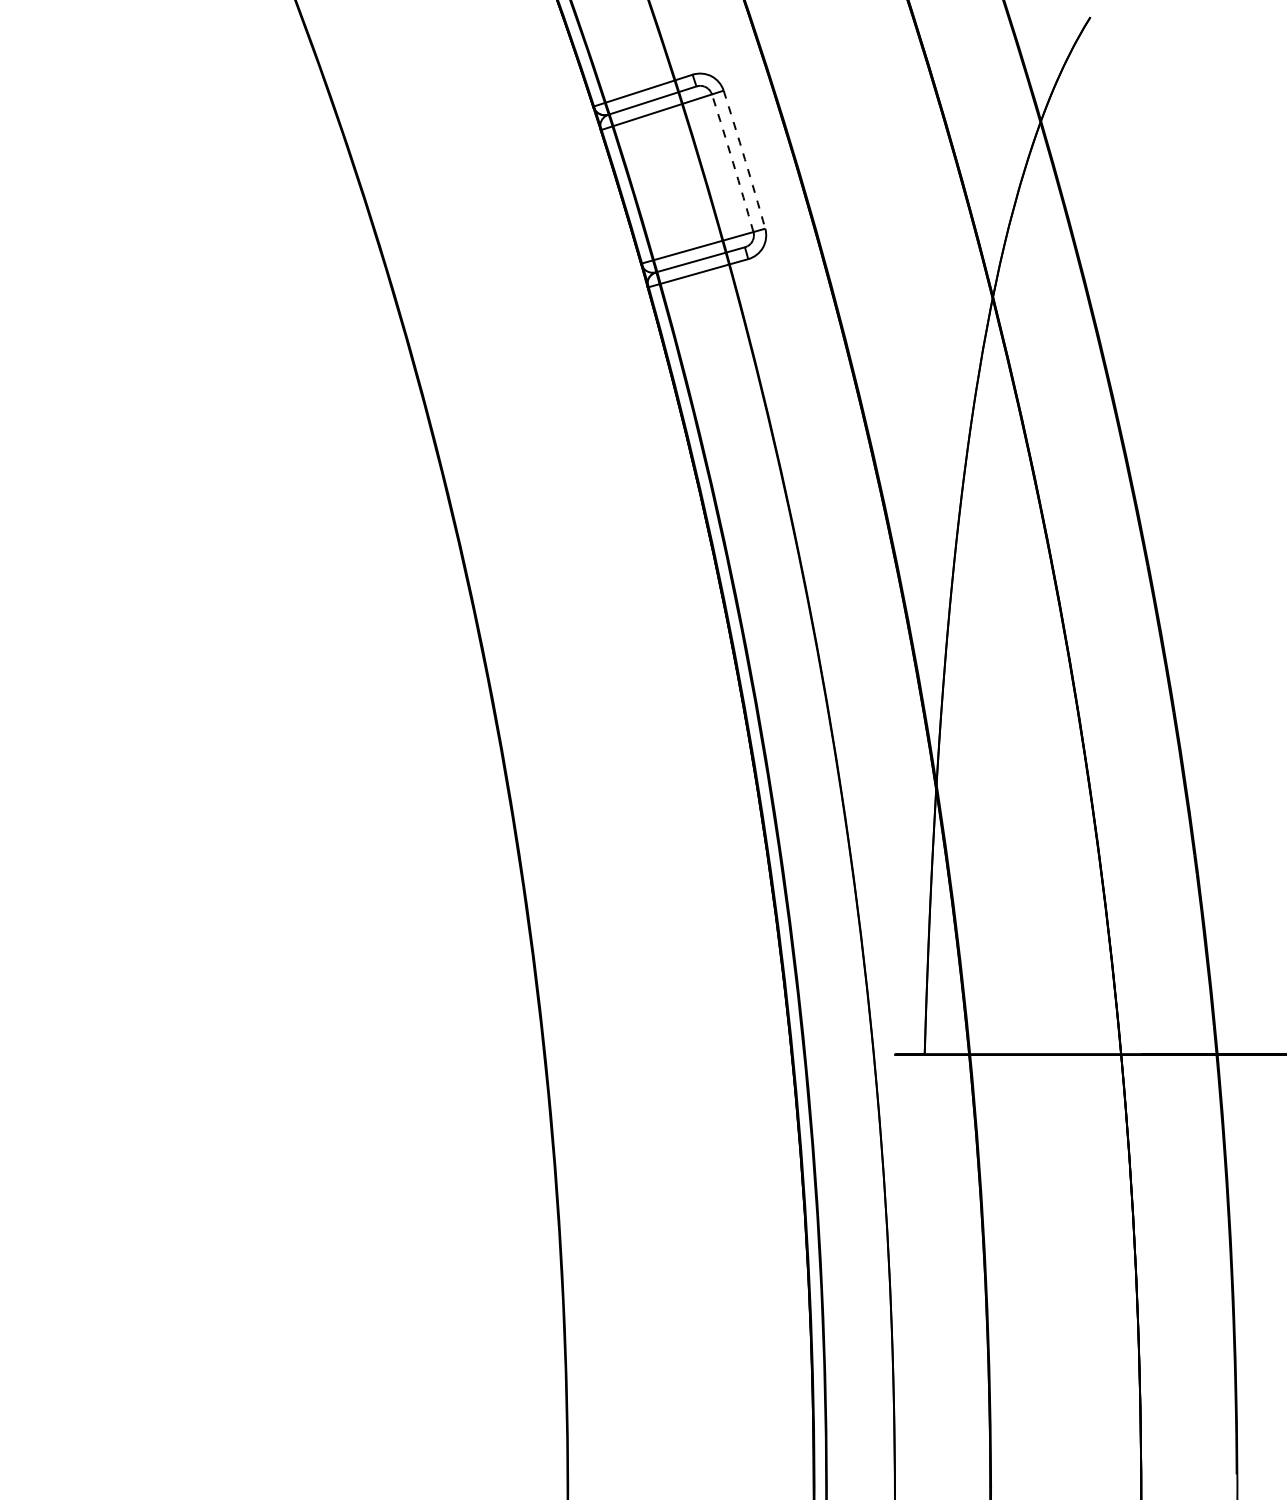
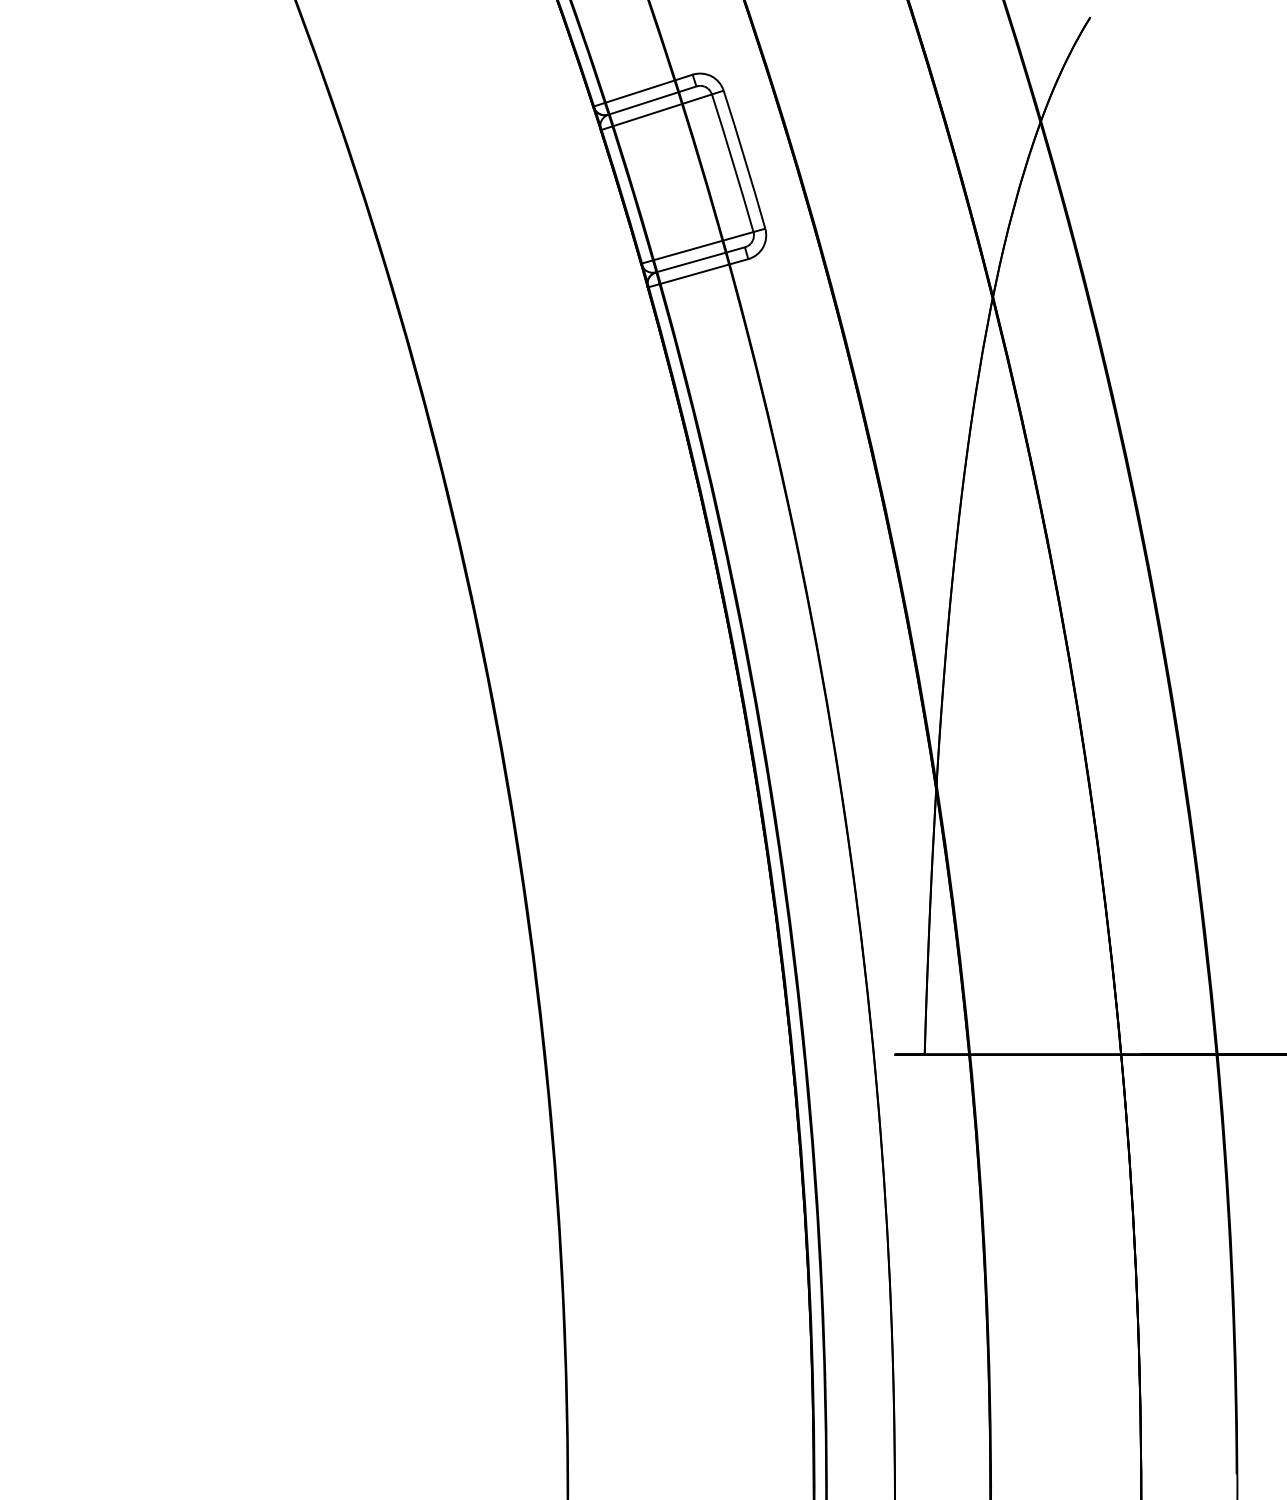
arc: dashed -> solid (745, 159)
arc: dashed -> solid (733, 163)
